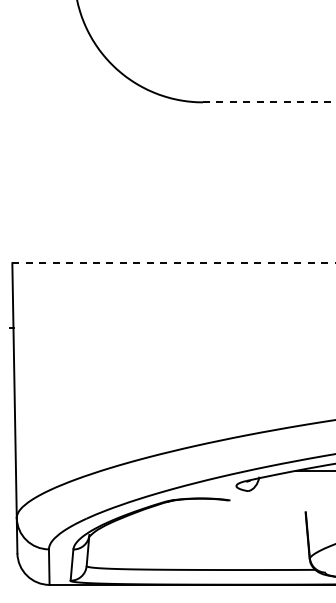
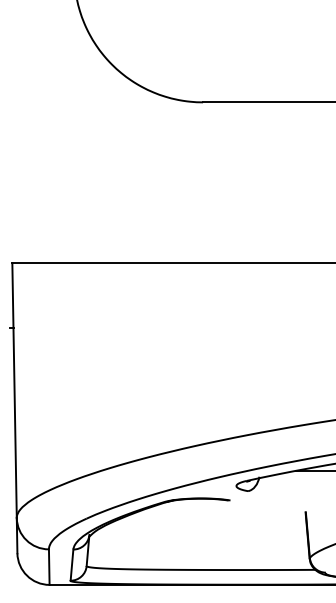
line: dashed -> solid (269, 102)
line: dashed -> solid (174, 263)
